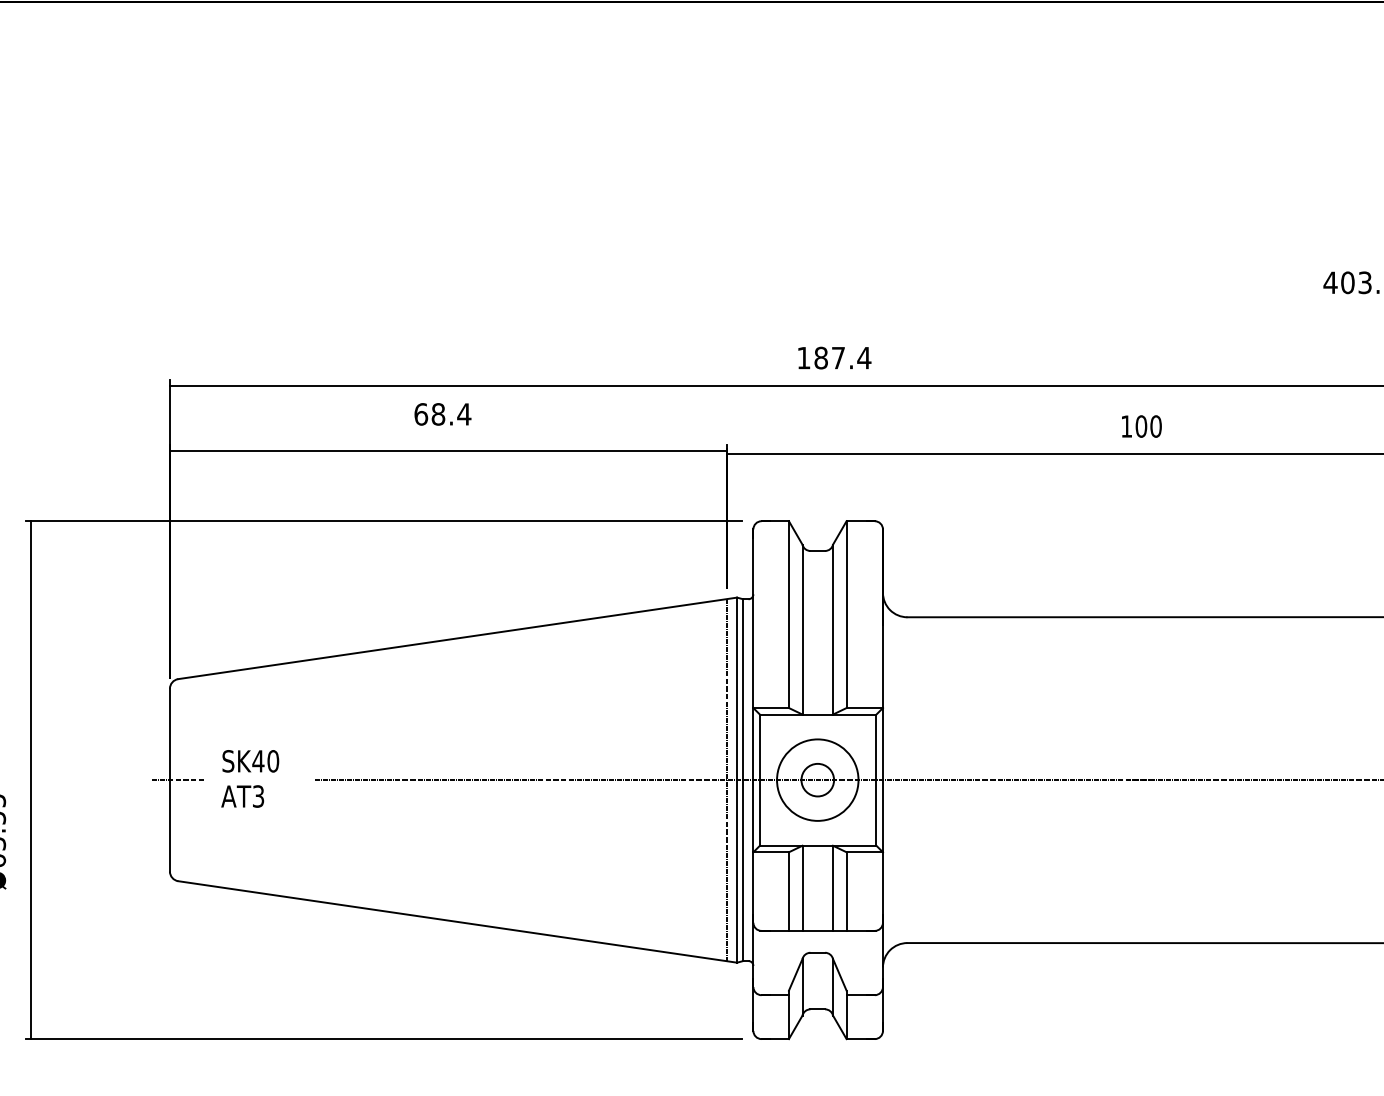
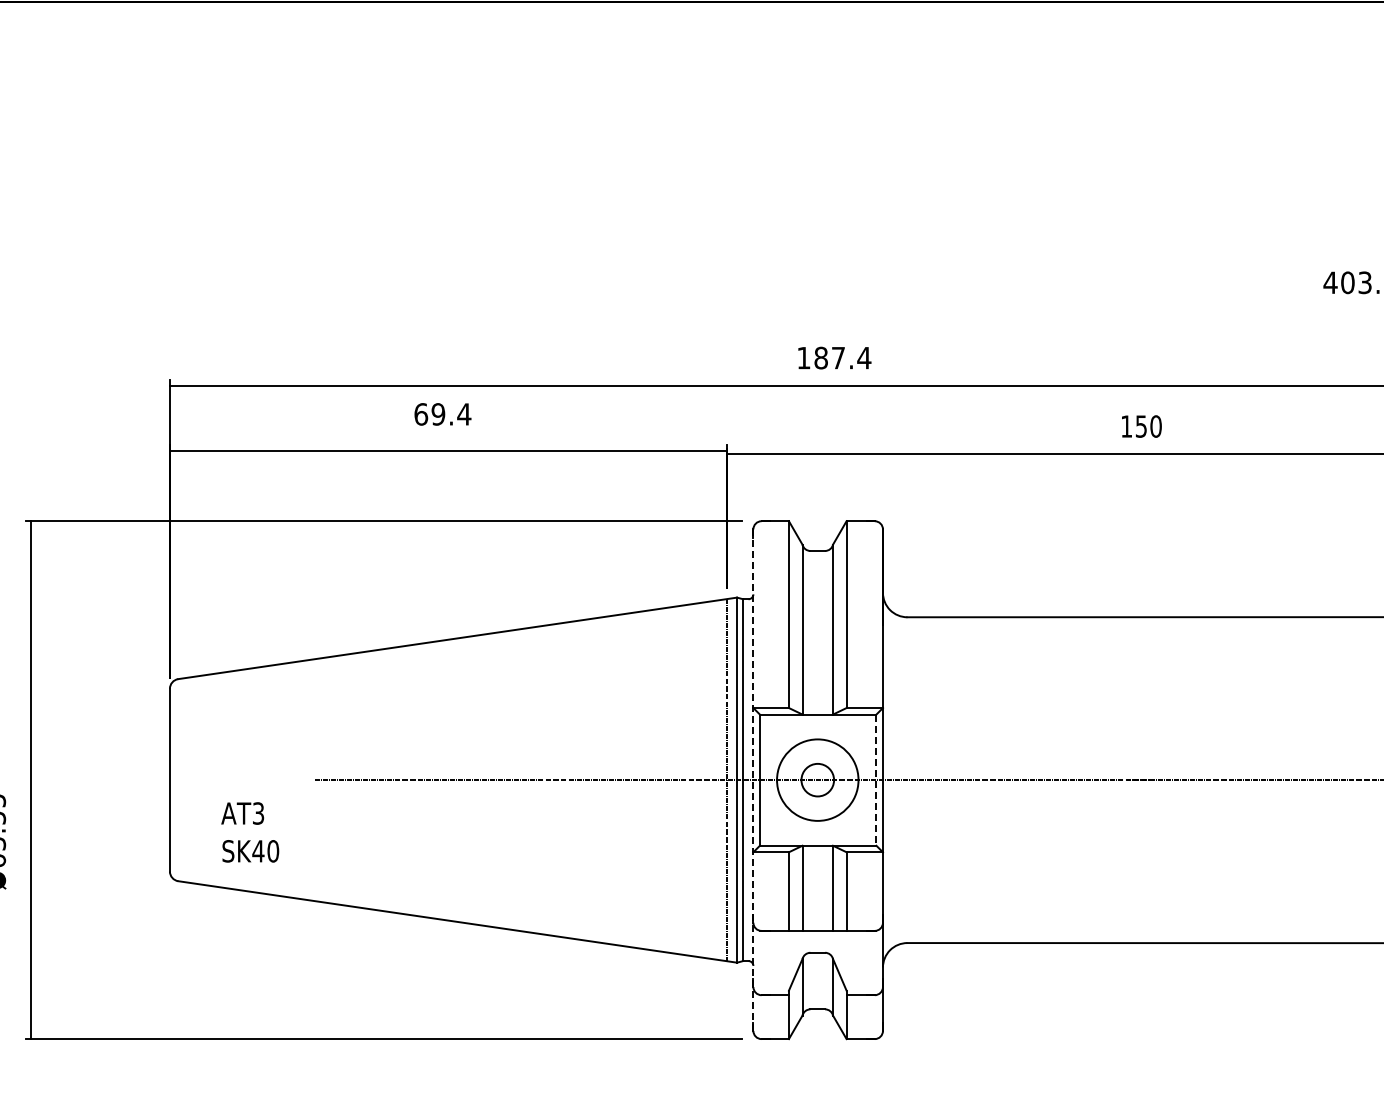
text: 68.4 -> 69.4 (438, 414)
text: 100 -> 150 (1141, 426)
text position: (250, 761) -> (250, 851) (250, 851)
line: present -> none (177, 780)
line: solid -> dashed (753, 780)
line: solid -> dashed (876, 780)
text position: (242, 796) -> (242, 813) (242, 813)
